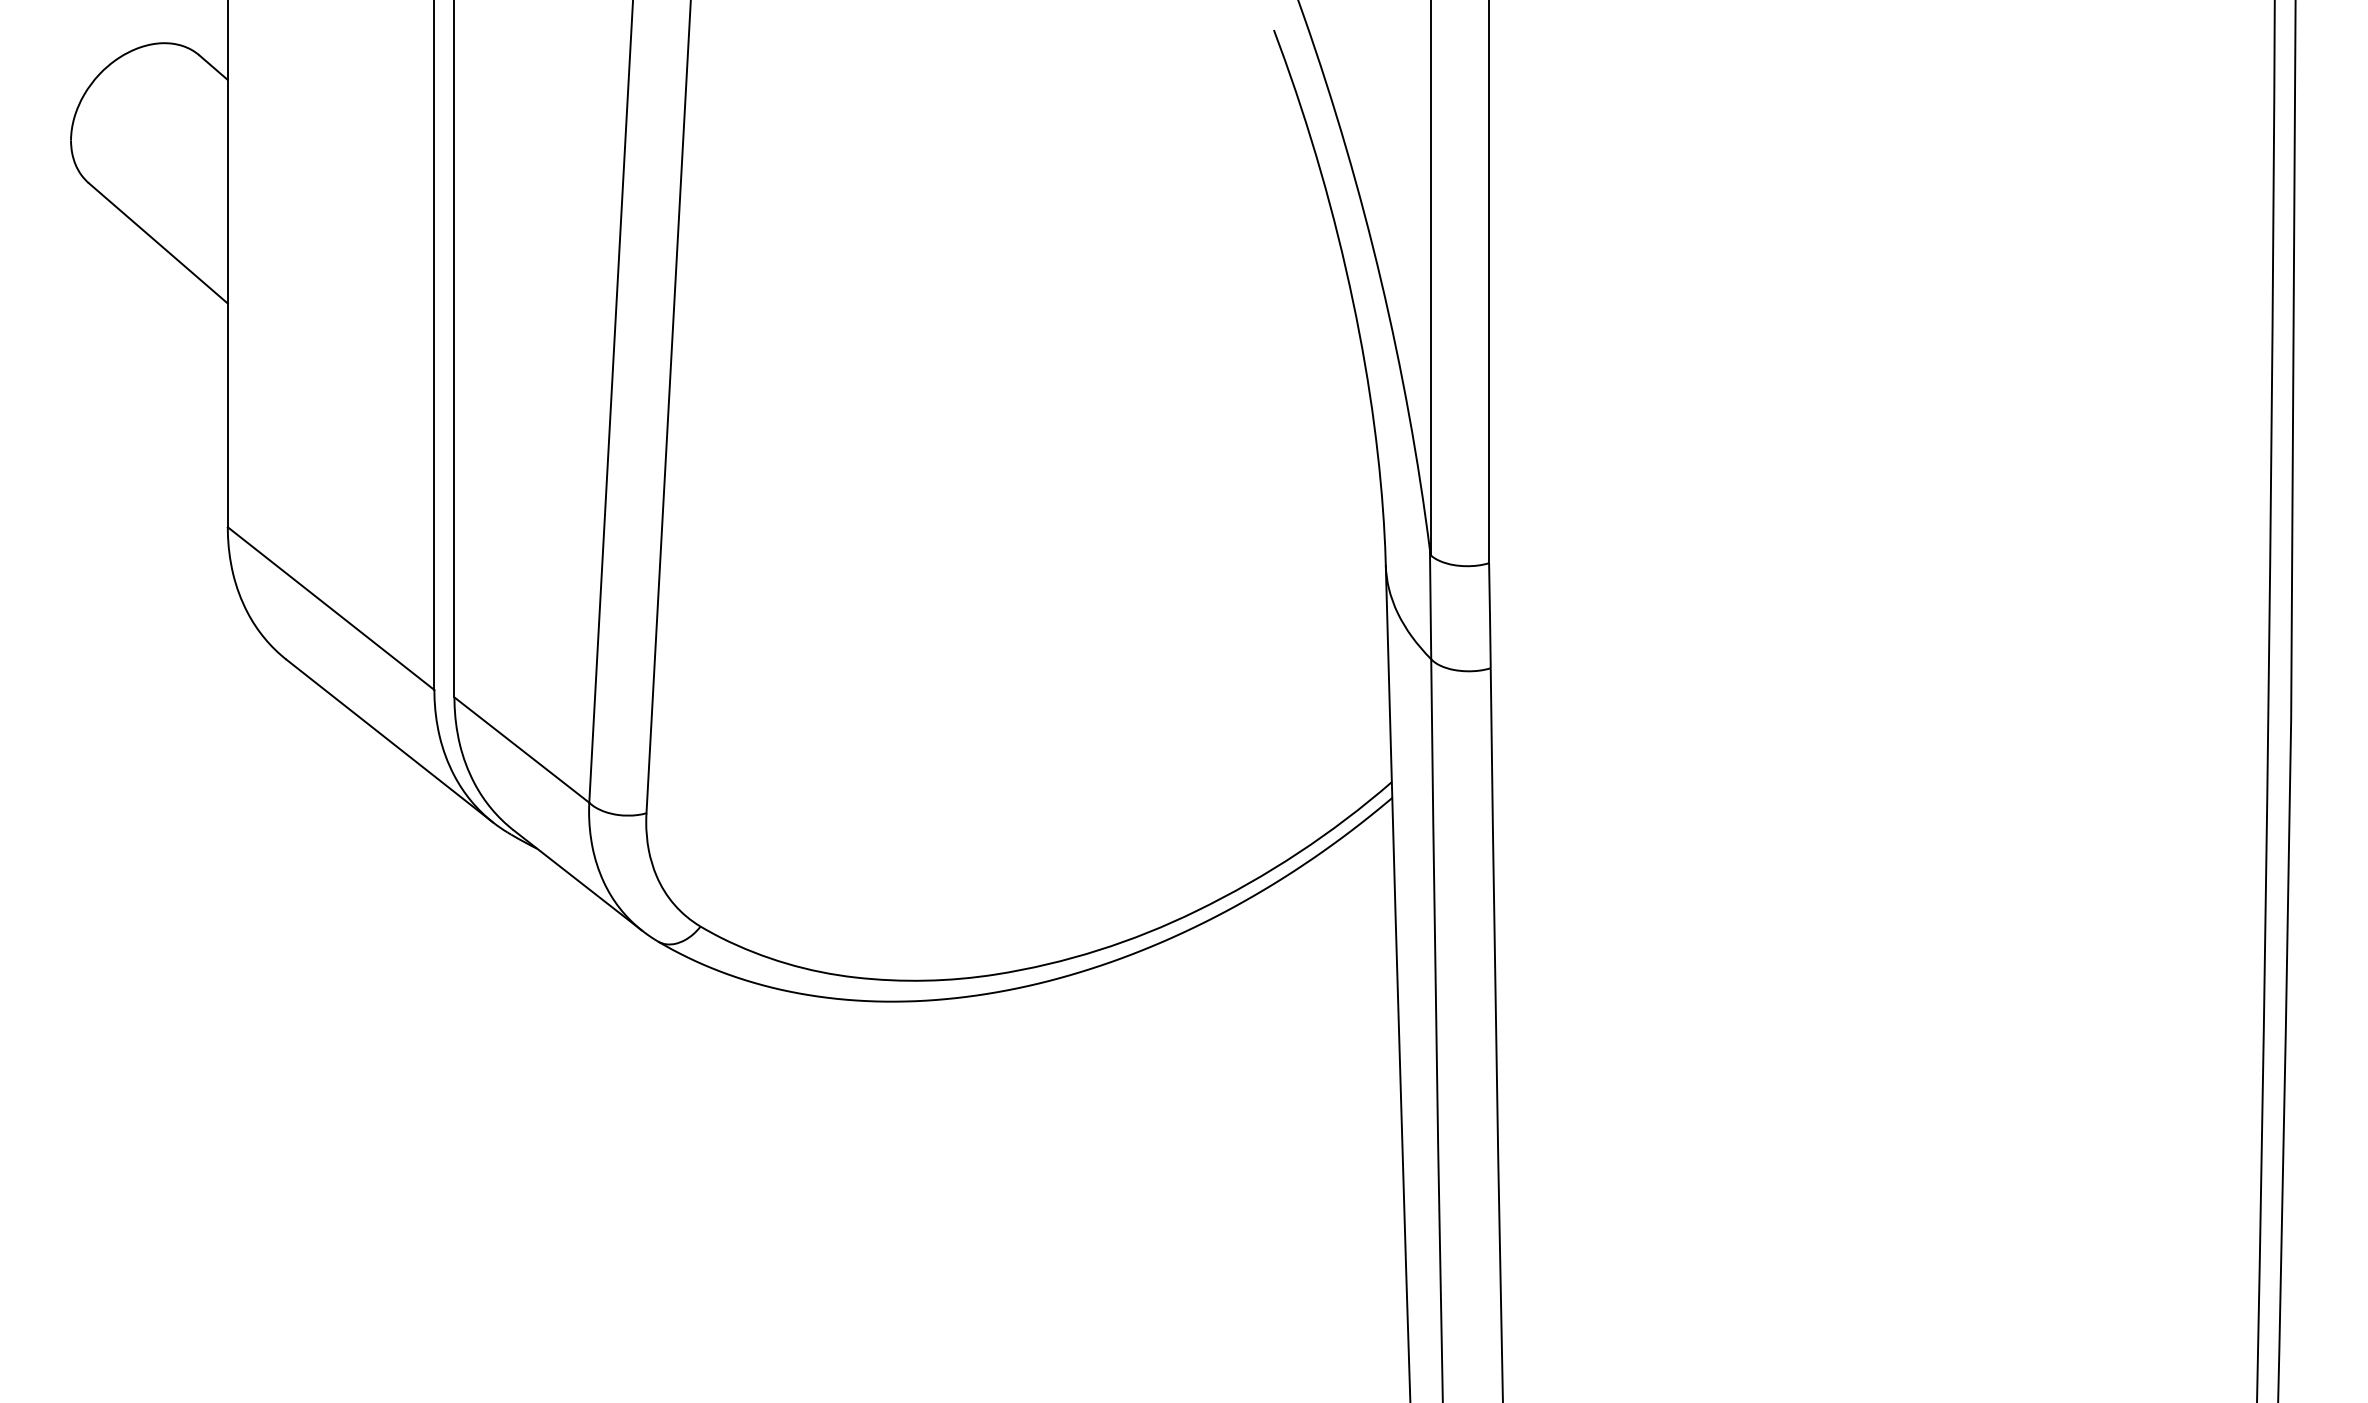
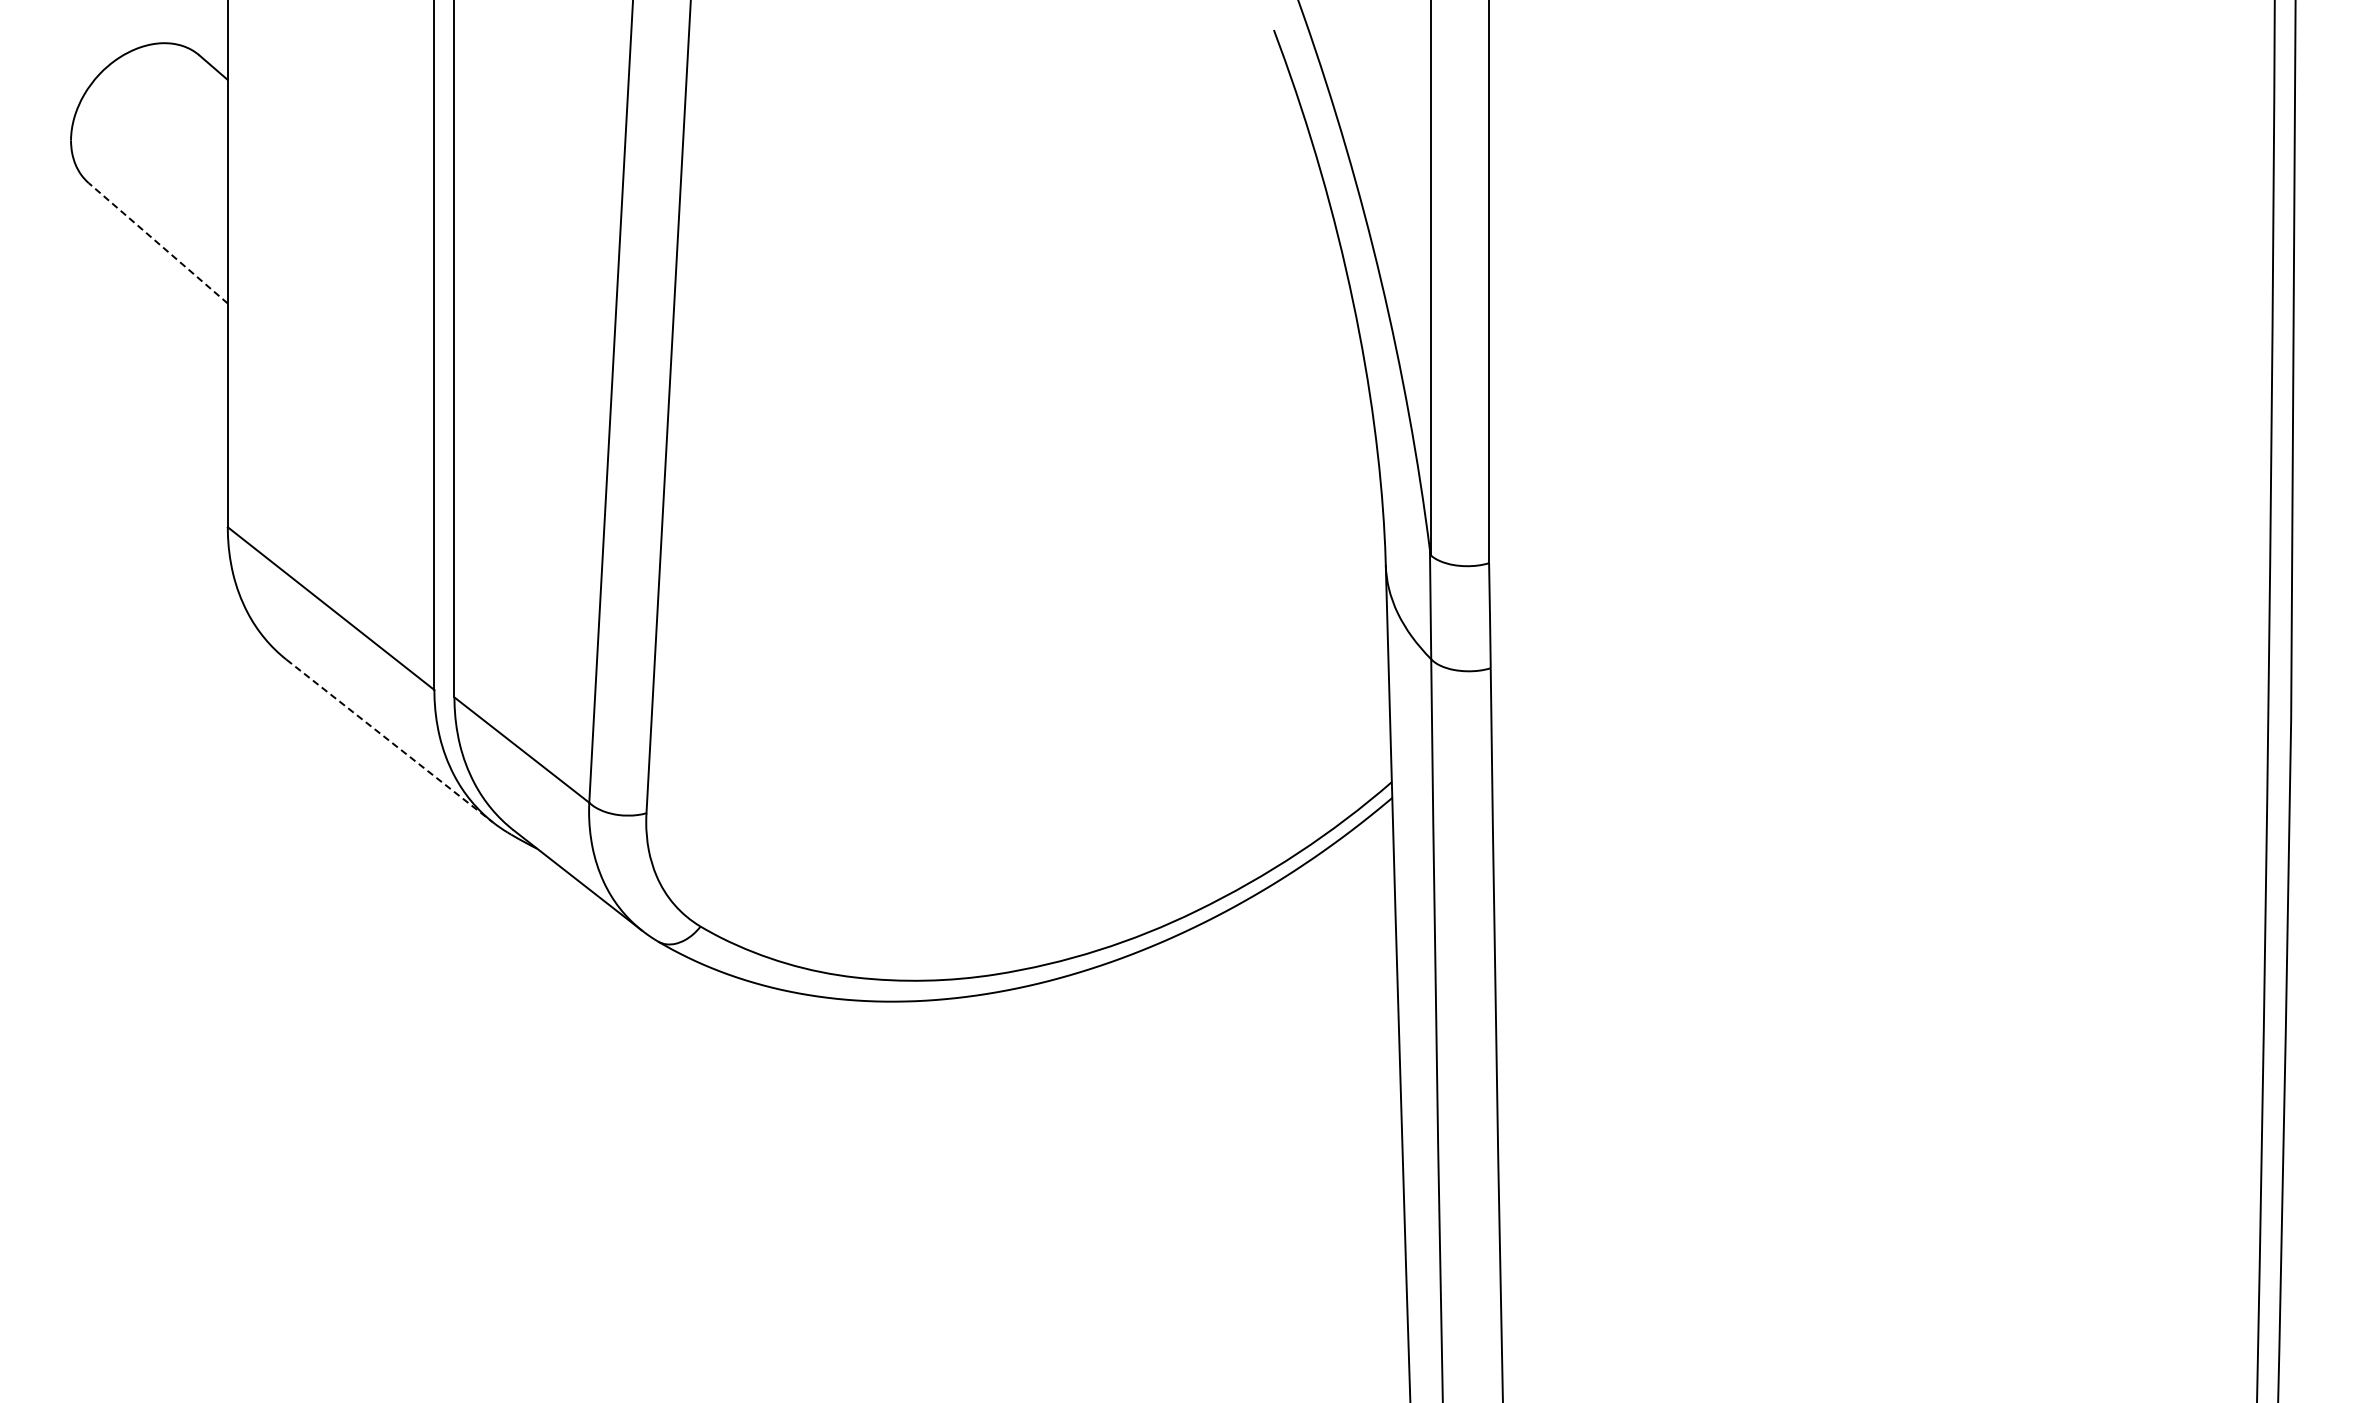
line: solid -> dashed (158, 243)
line: solid -> dashed (389, 741)
